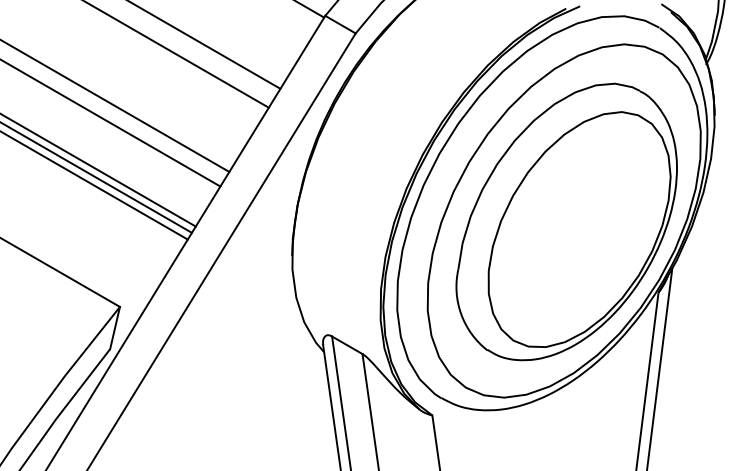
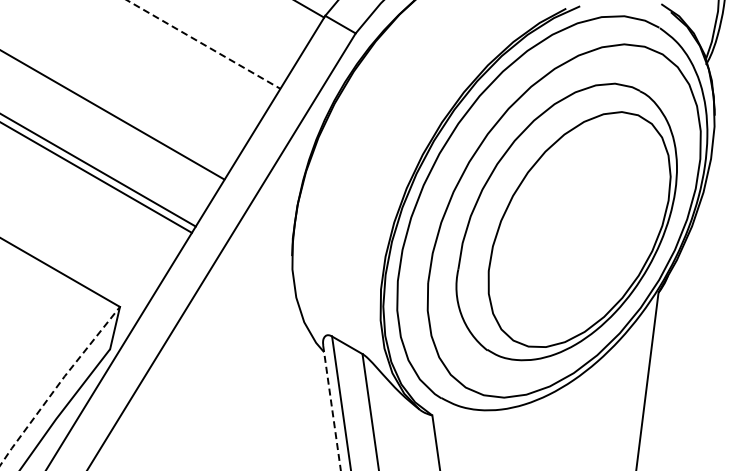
line: solid -> dashed (204, 44)
line: present -> none (177, 54)
line: present -> none (115, 105)
line position: (111, 123) -> (113, 115) (113, 115)
line: present -> none (94, 185)
line: present -> none (659, 368)
line: solid -> dashed (58, 385)
line: solid -> dashed (332, 408)
